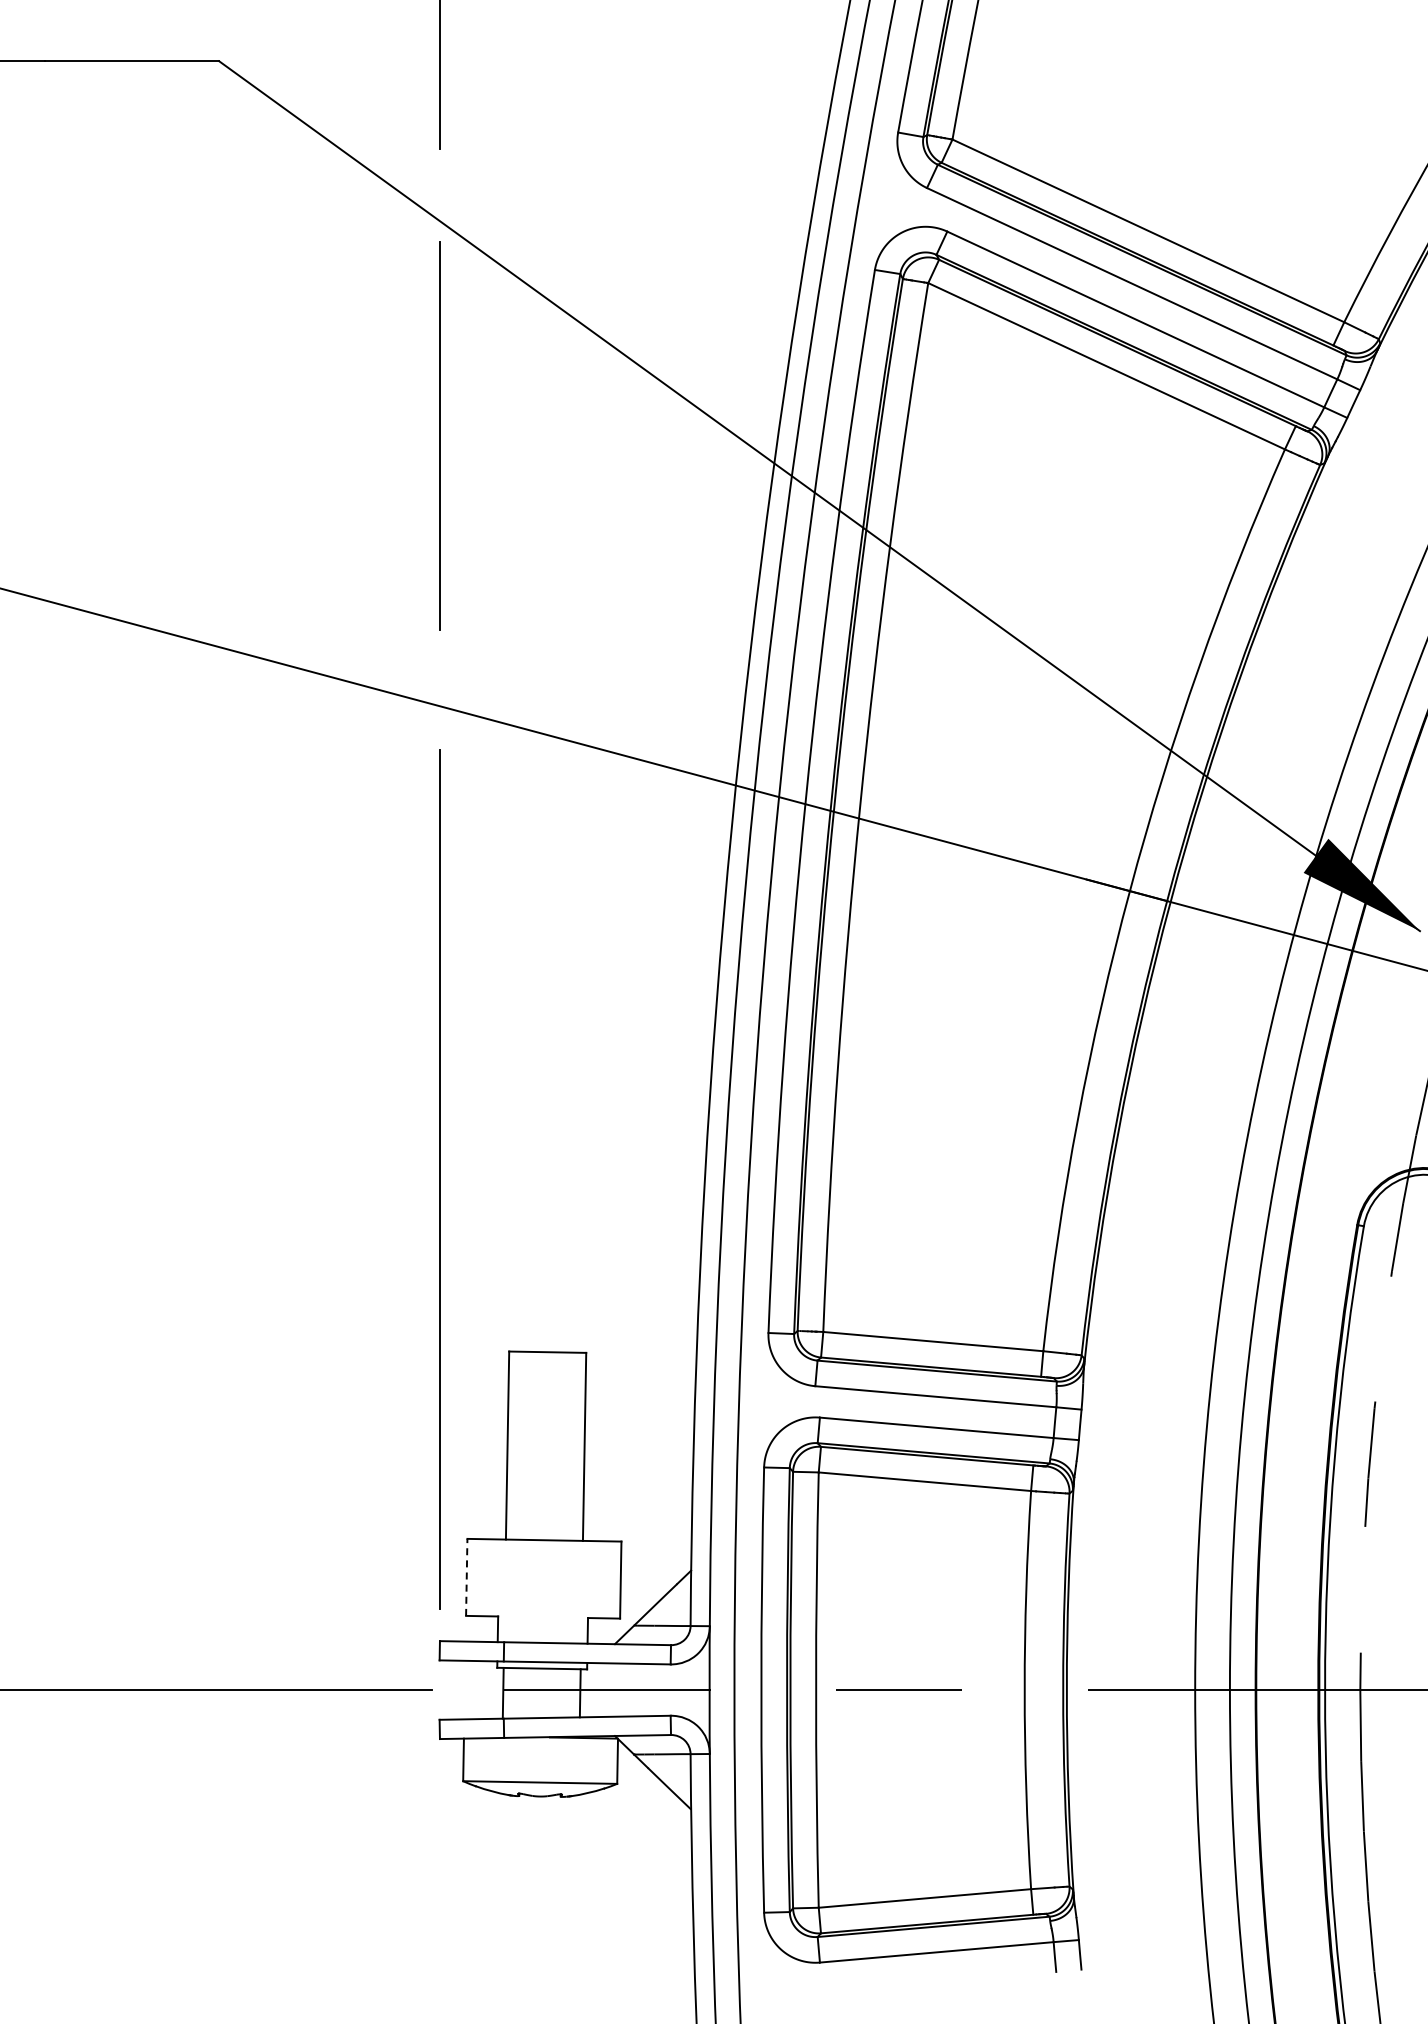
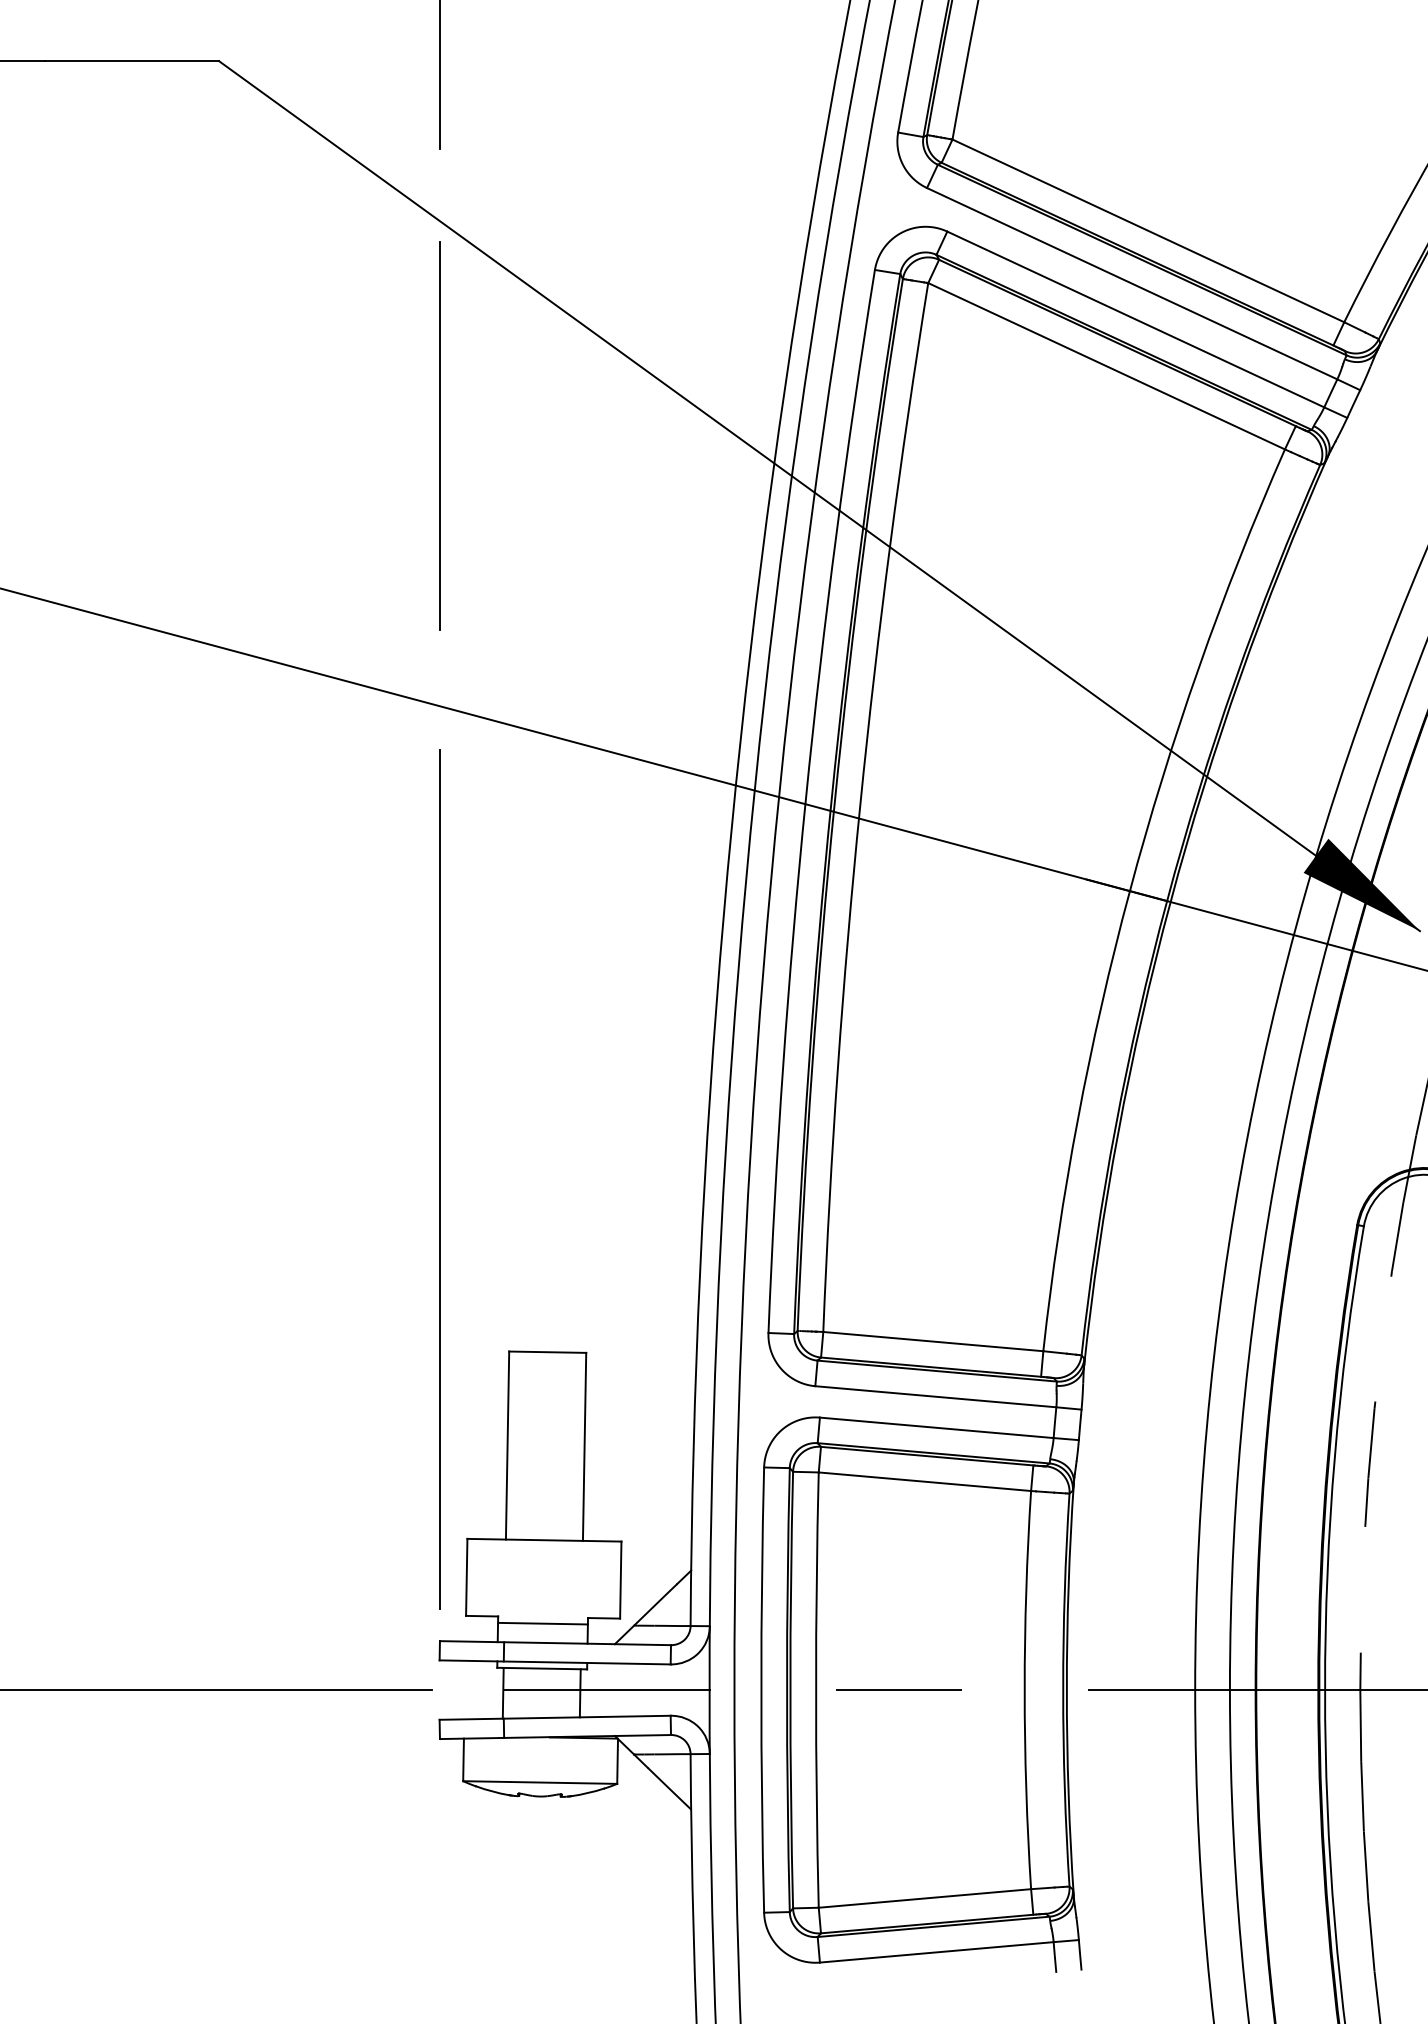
line: dashed -> solid (466, 1577)
line: none -> present (542, 1623)
